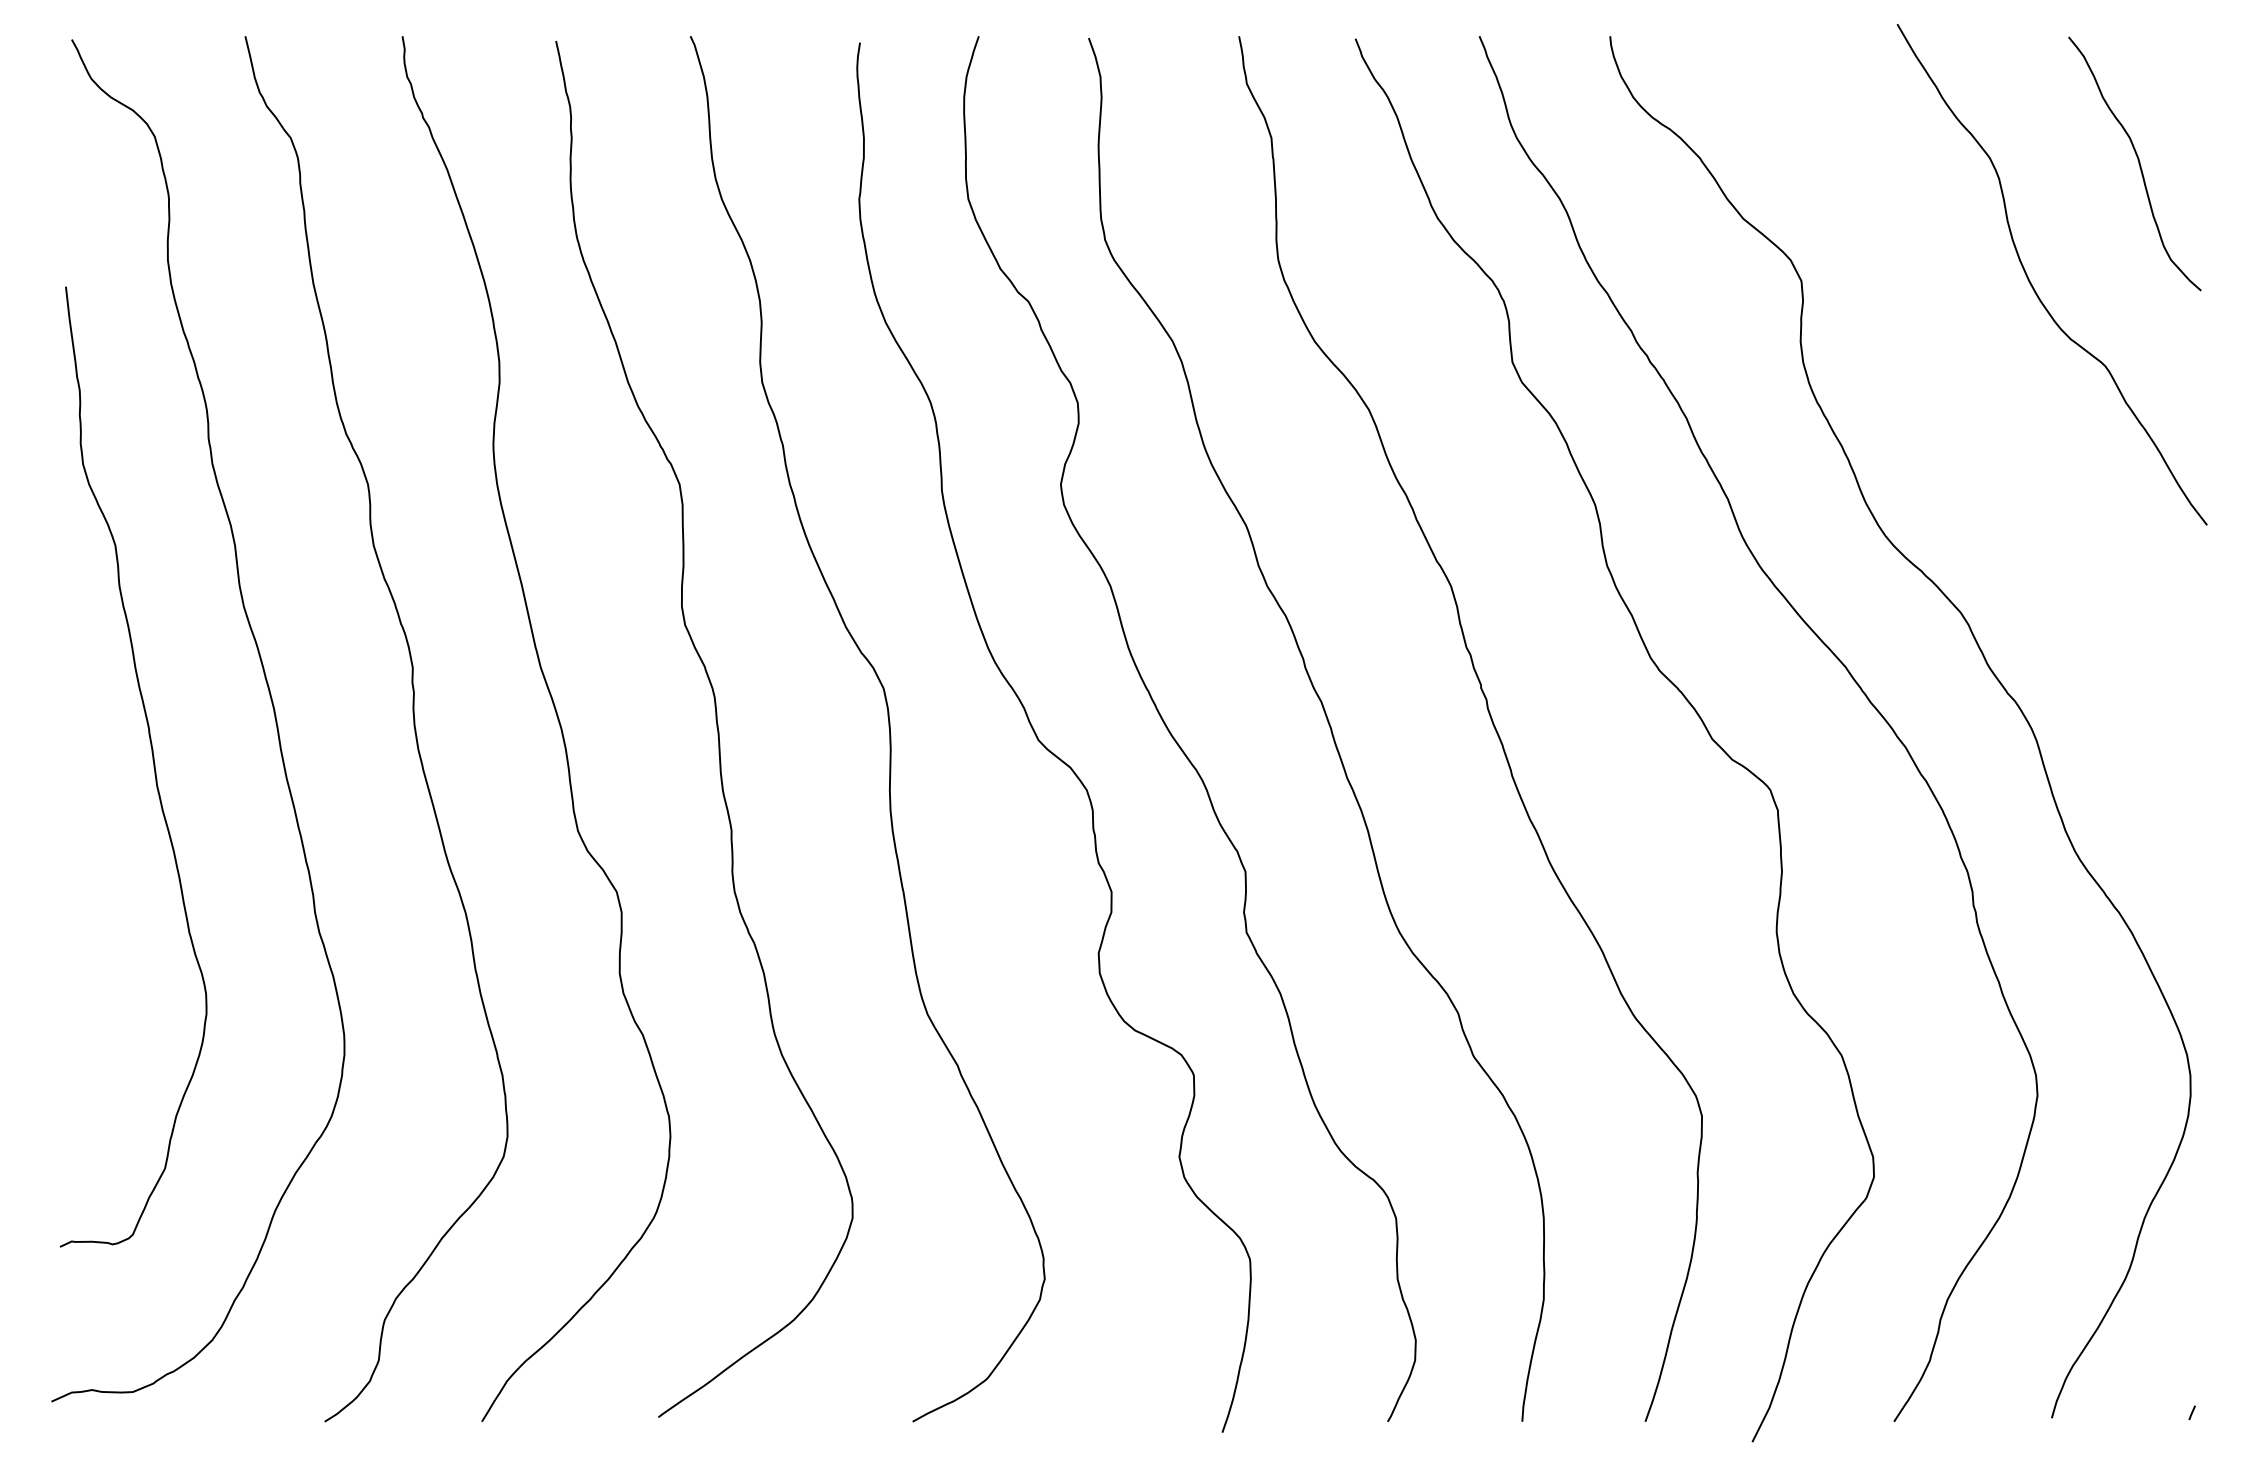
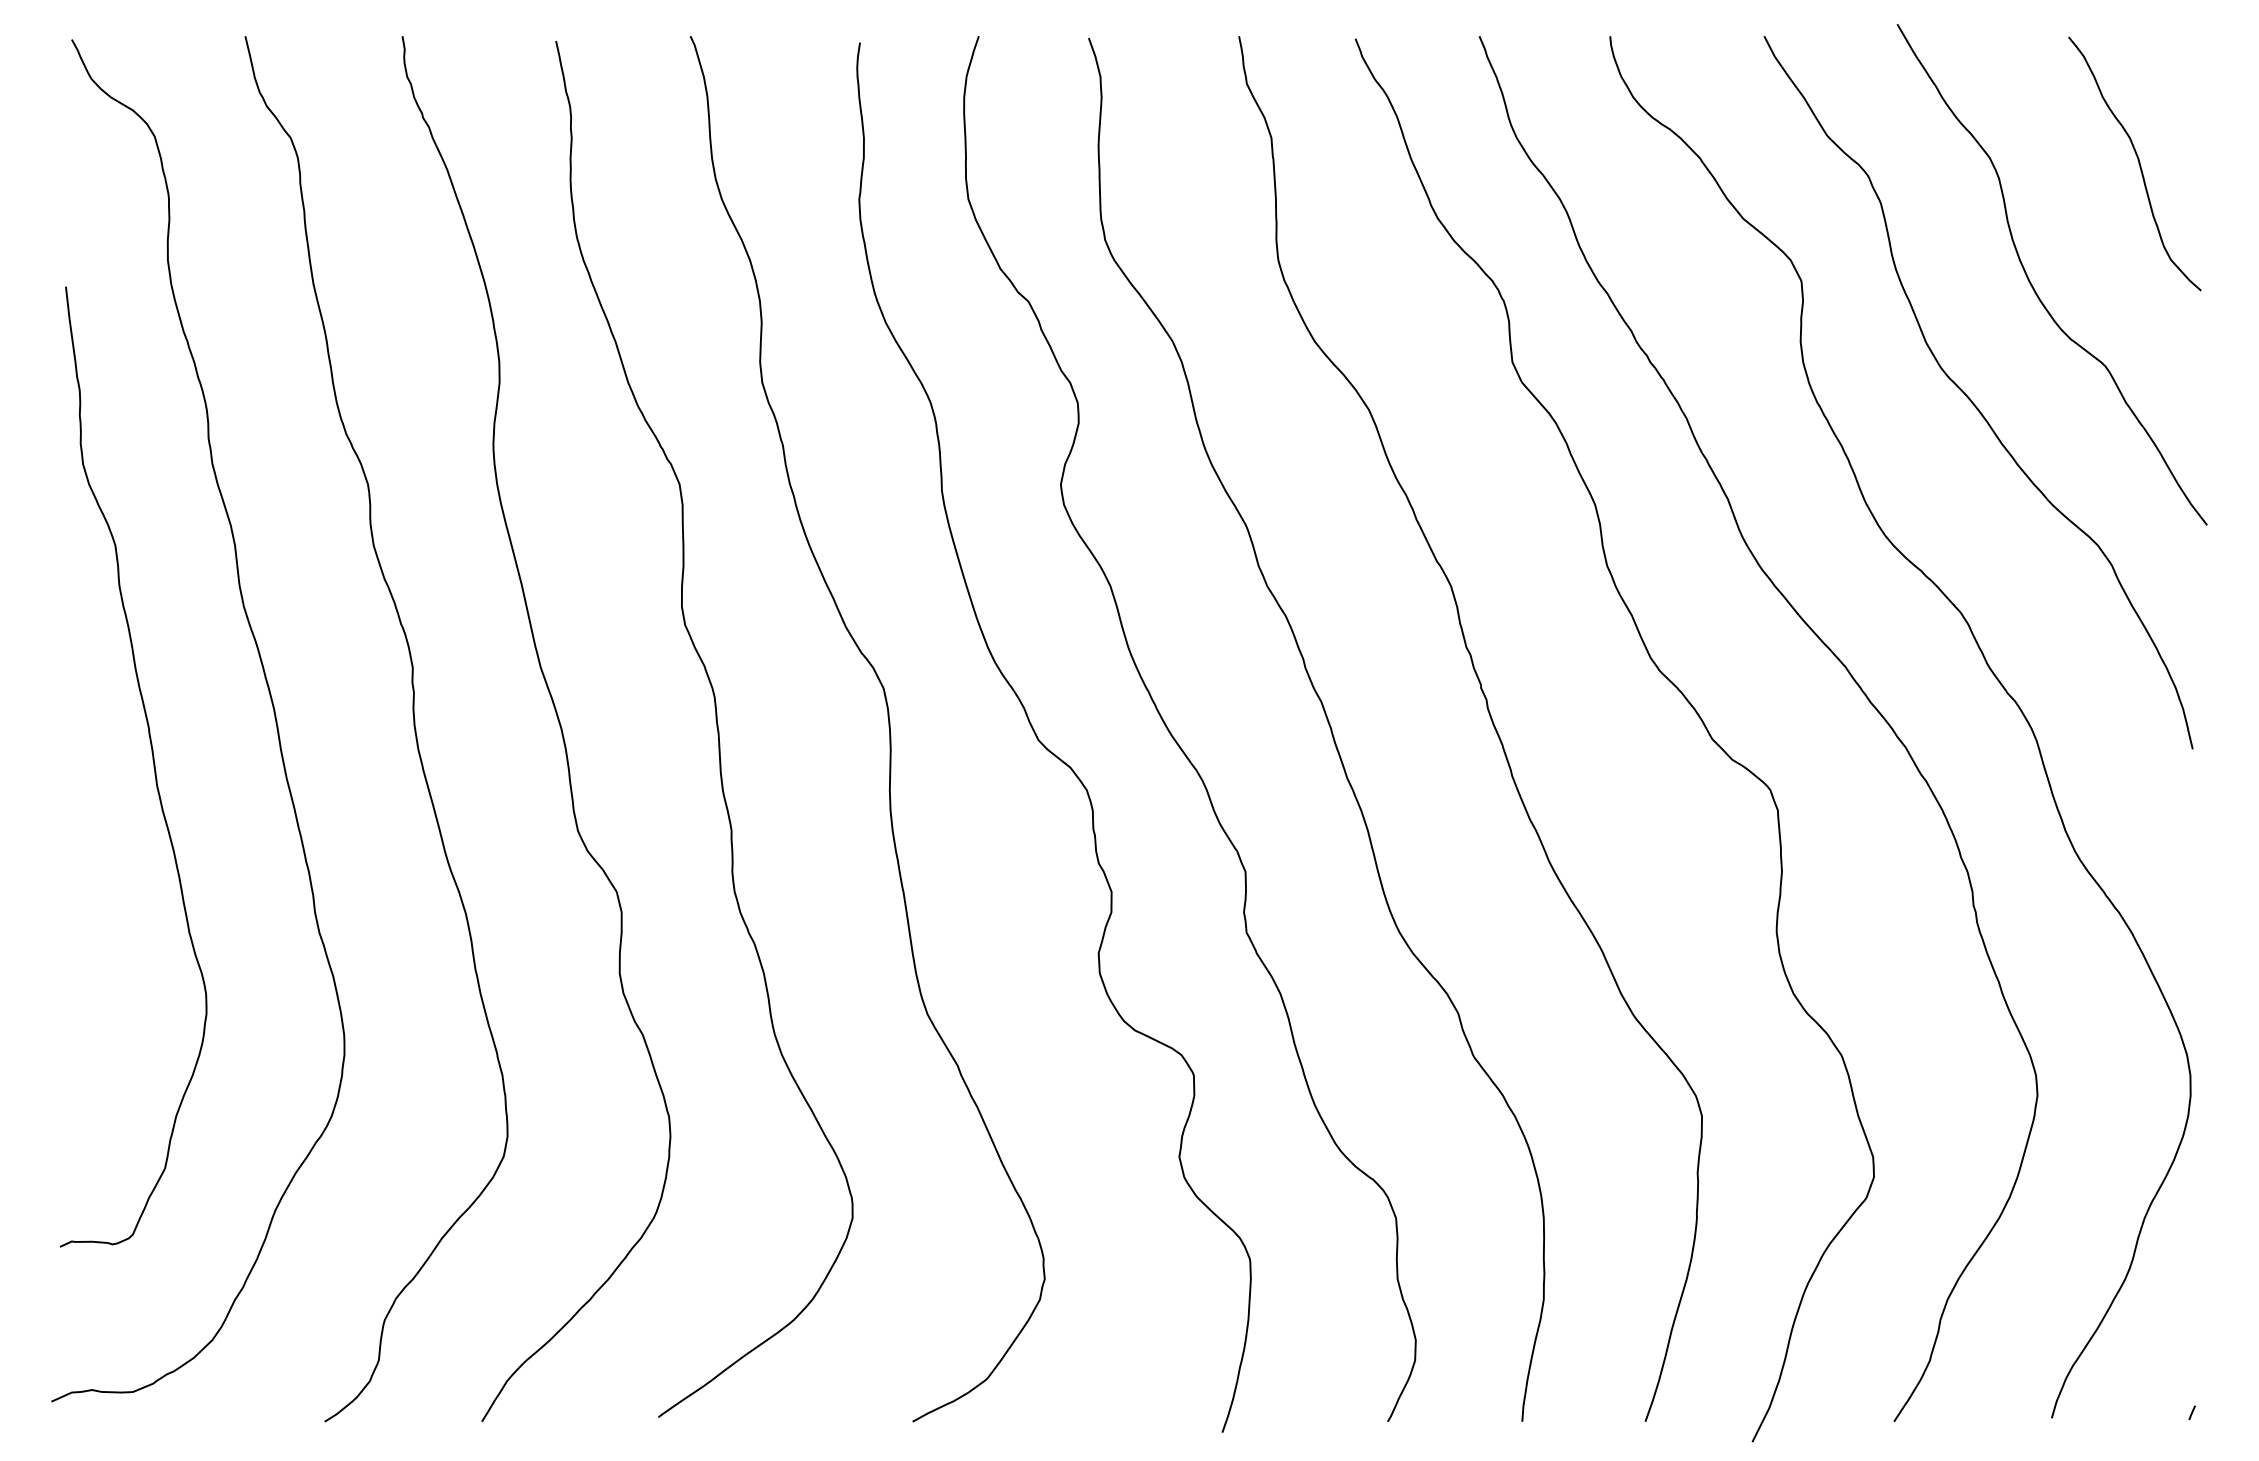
curve: none -> present (1971, 399)
